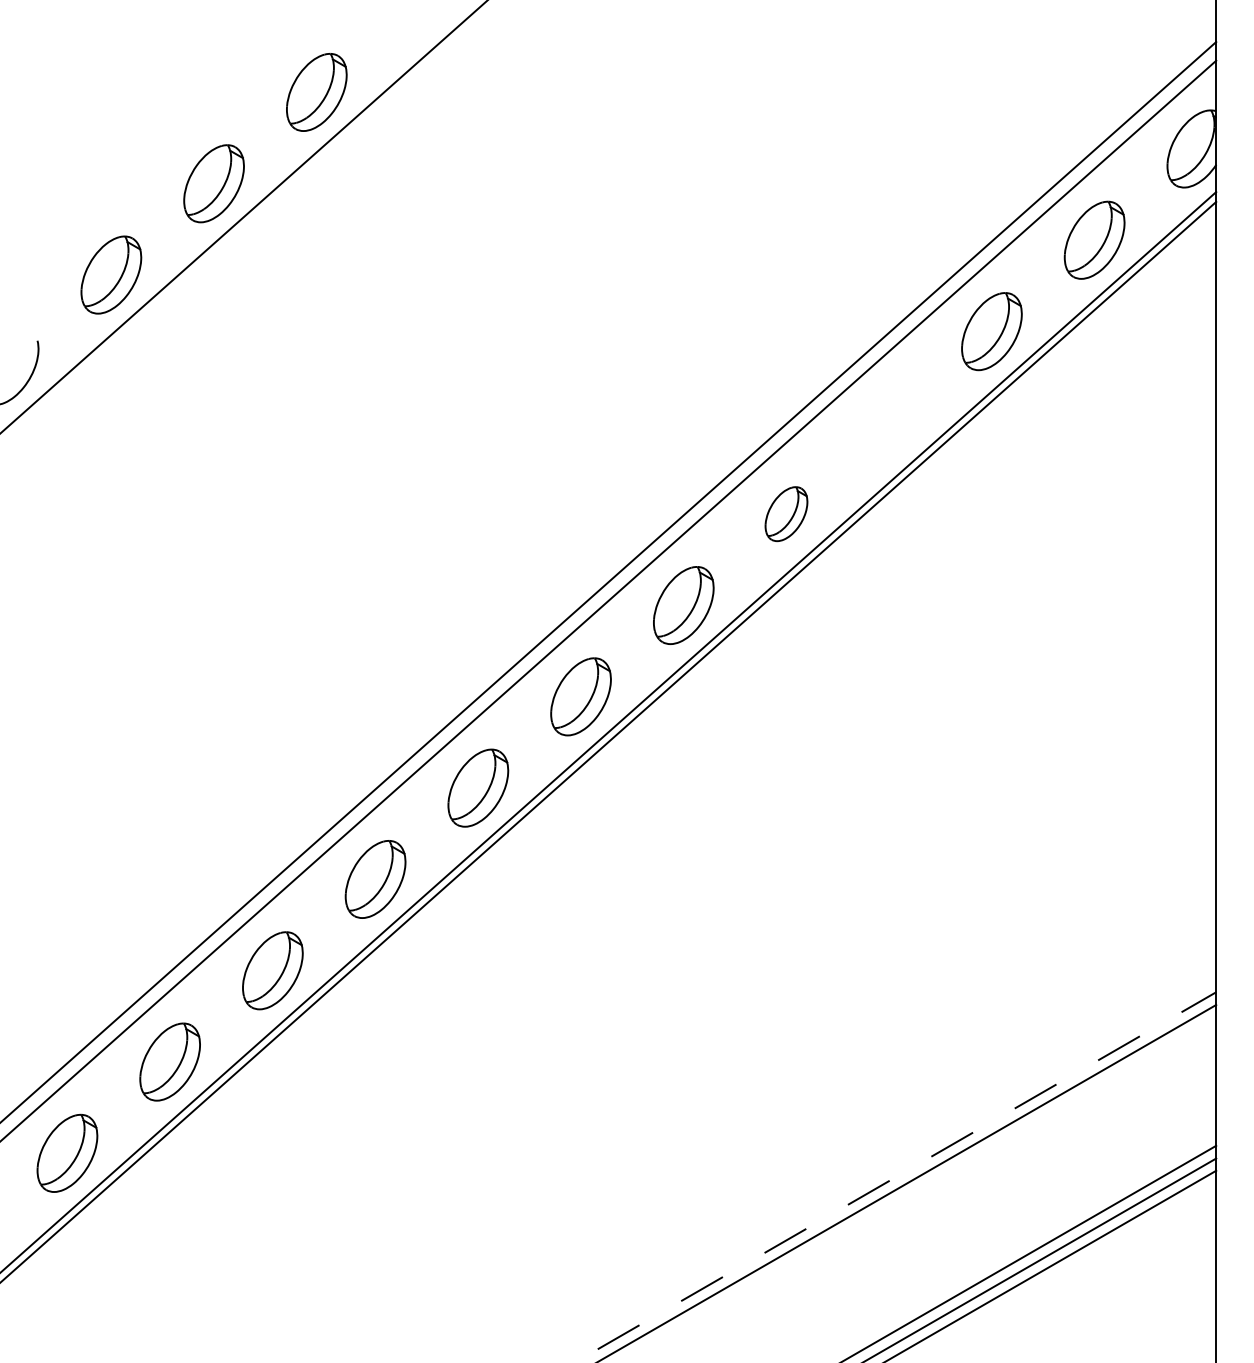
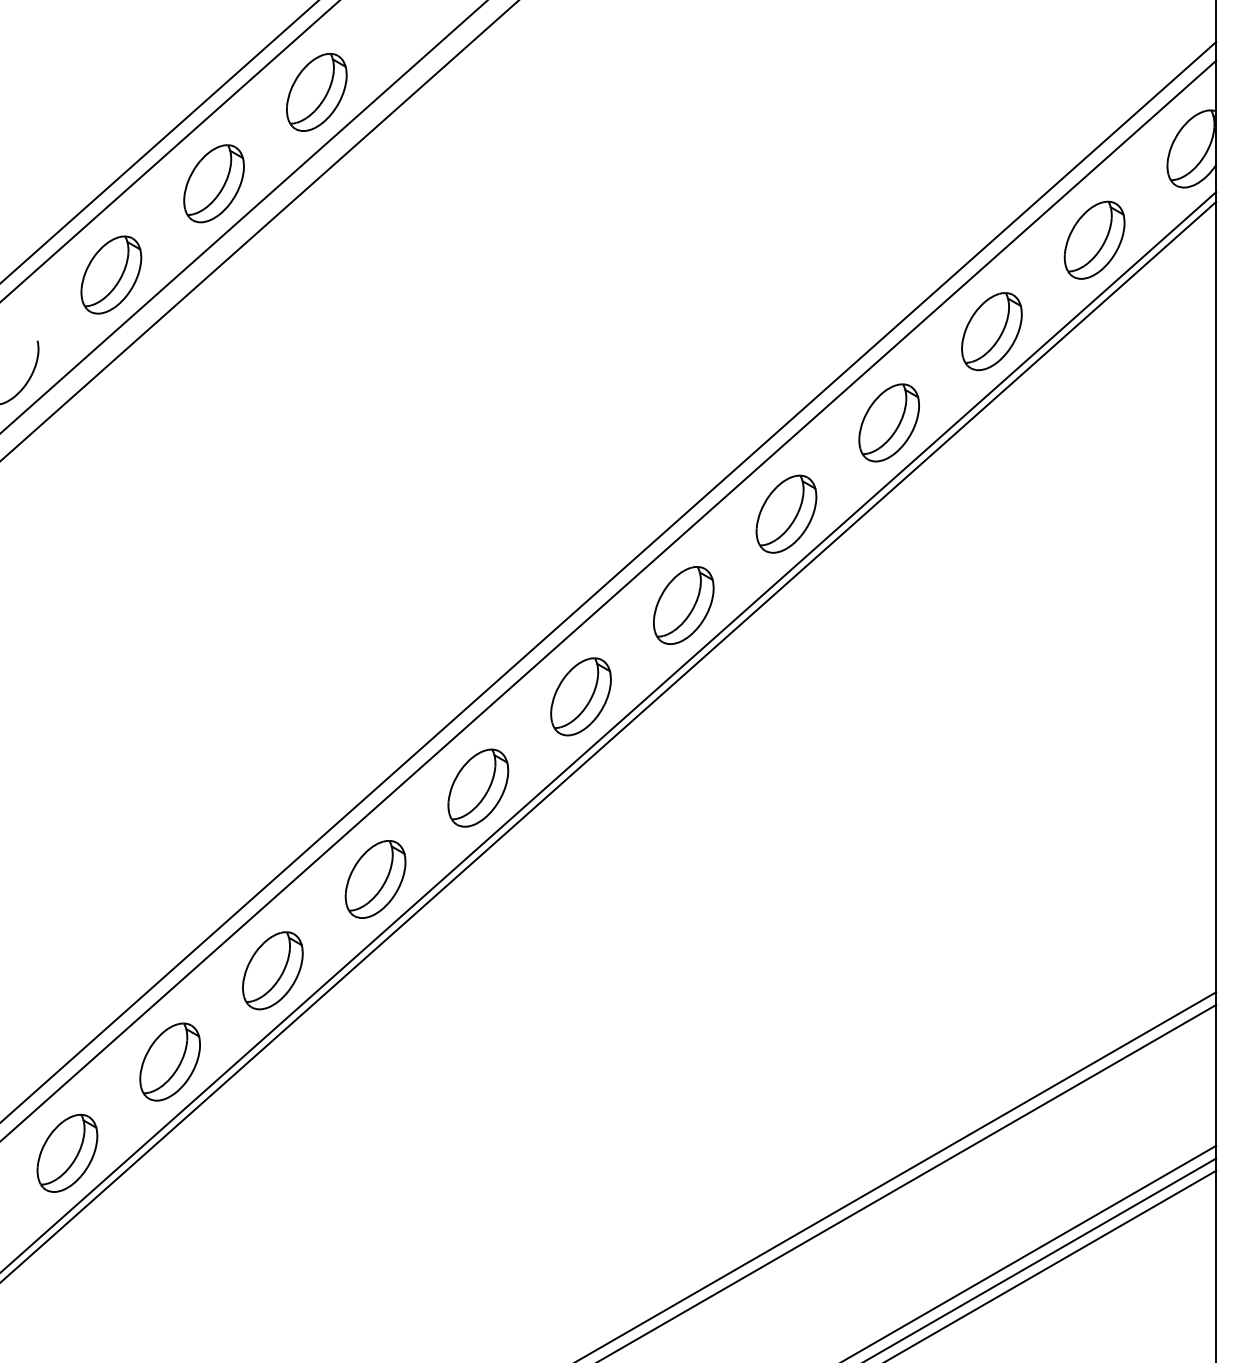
line: none -> present (159, 141)
line: none -> present (169, 151)
line: none -> present (259, 230)
part: none -> present (888, 422)
part size: 45x57 px -> 63x80 px (786, 513)
line: dashed -> solid (895, 1177)
